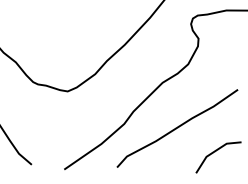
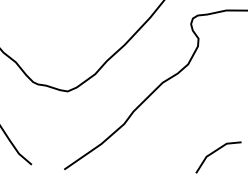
curve: present -> none (177, 128)
